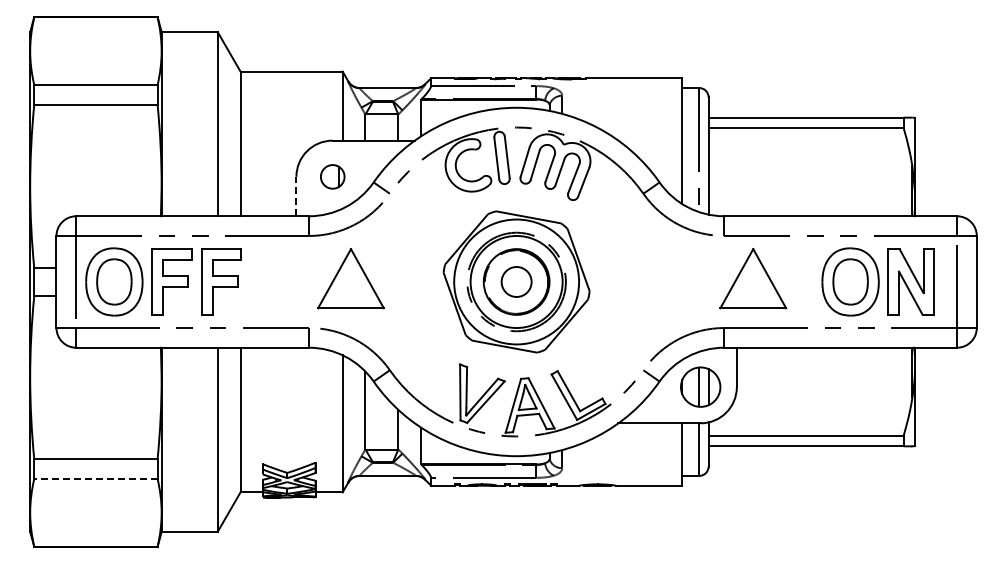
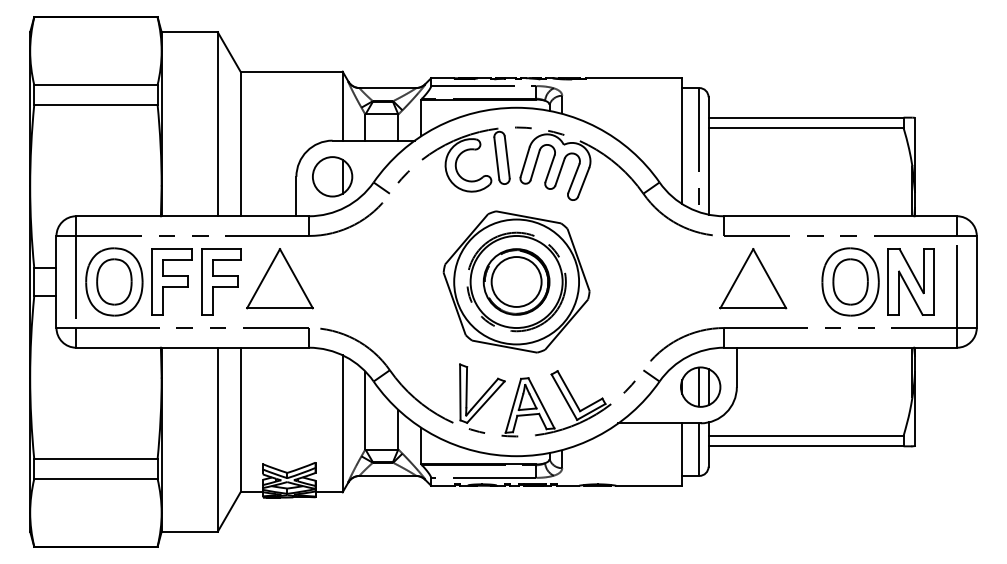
part size: 26x26 px -> 42x42 px (332, 176)
line: dashed -> solid (296, 196)
part position: (350, 278) -> (279, 278) (279, 278)
circle diameter: 30 px -> 50 px (516, 281)
line: dashed -> solid (95, 479)
